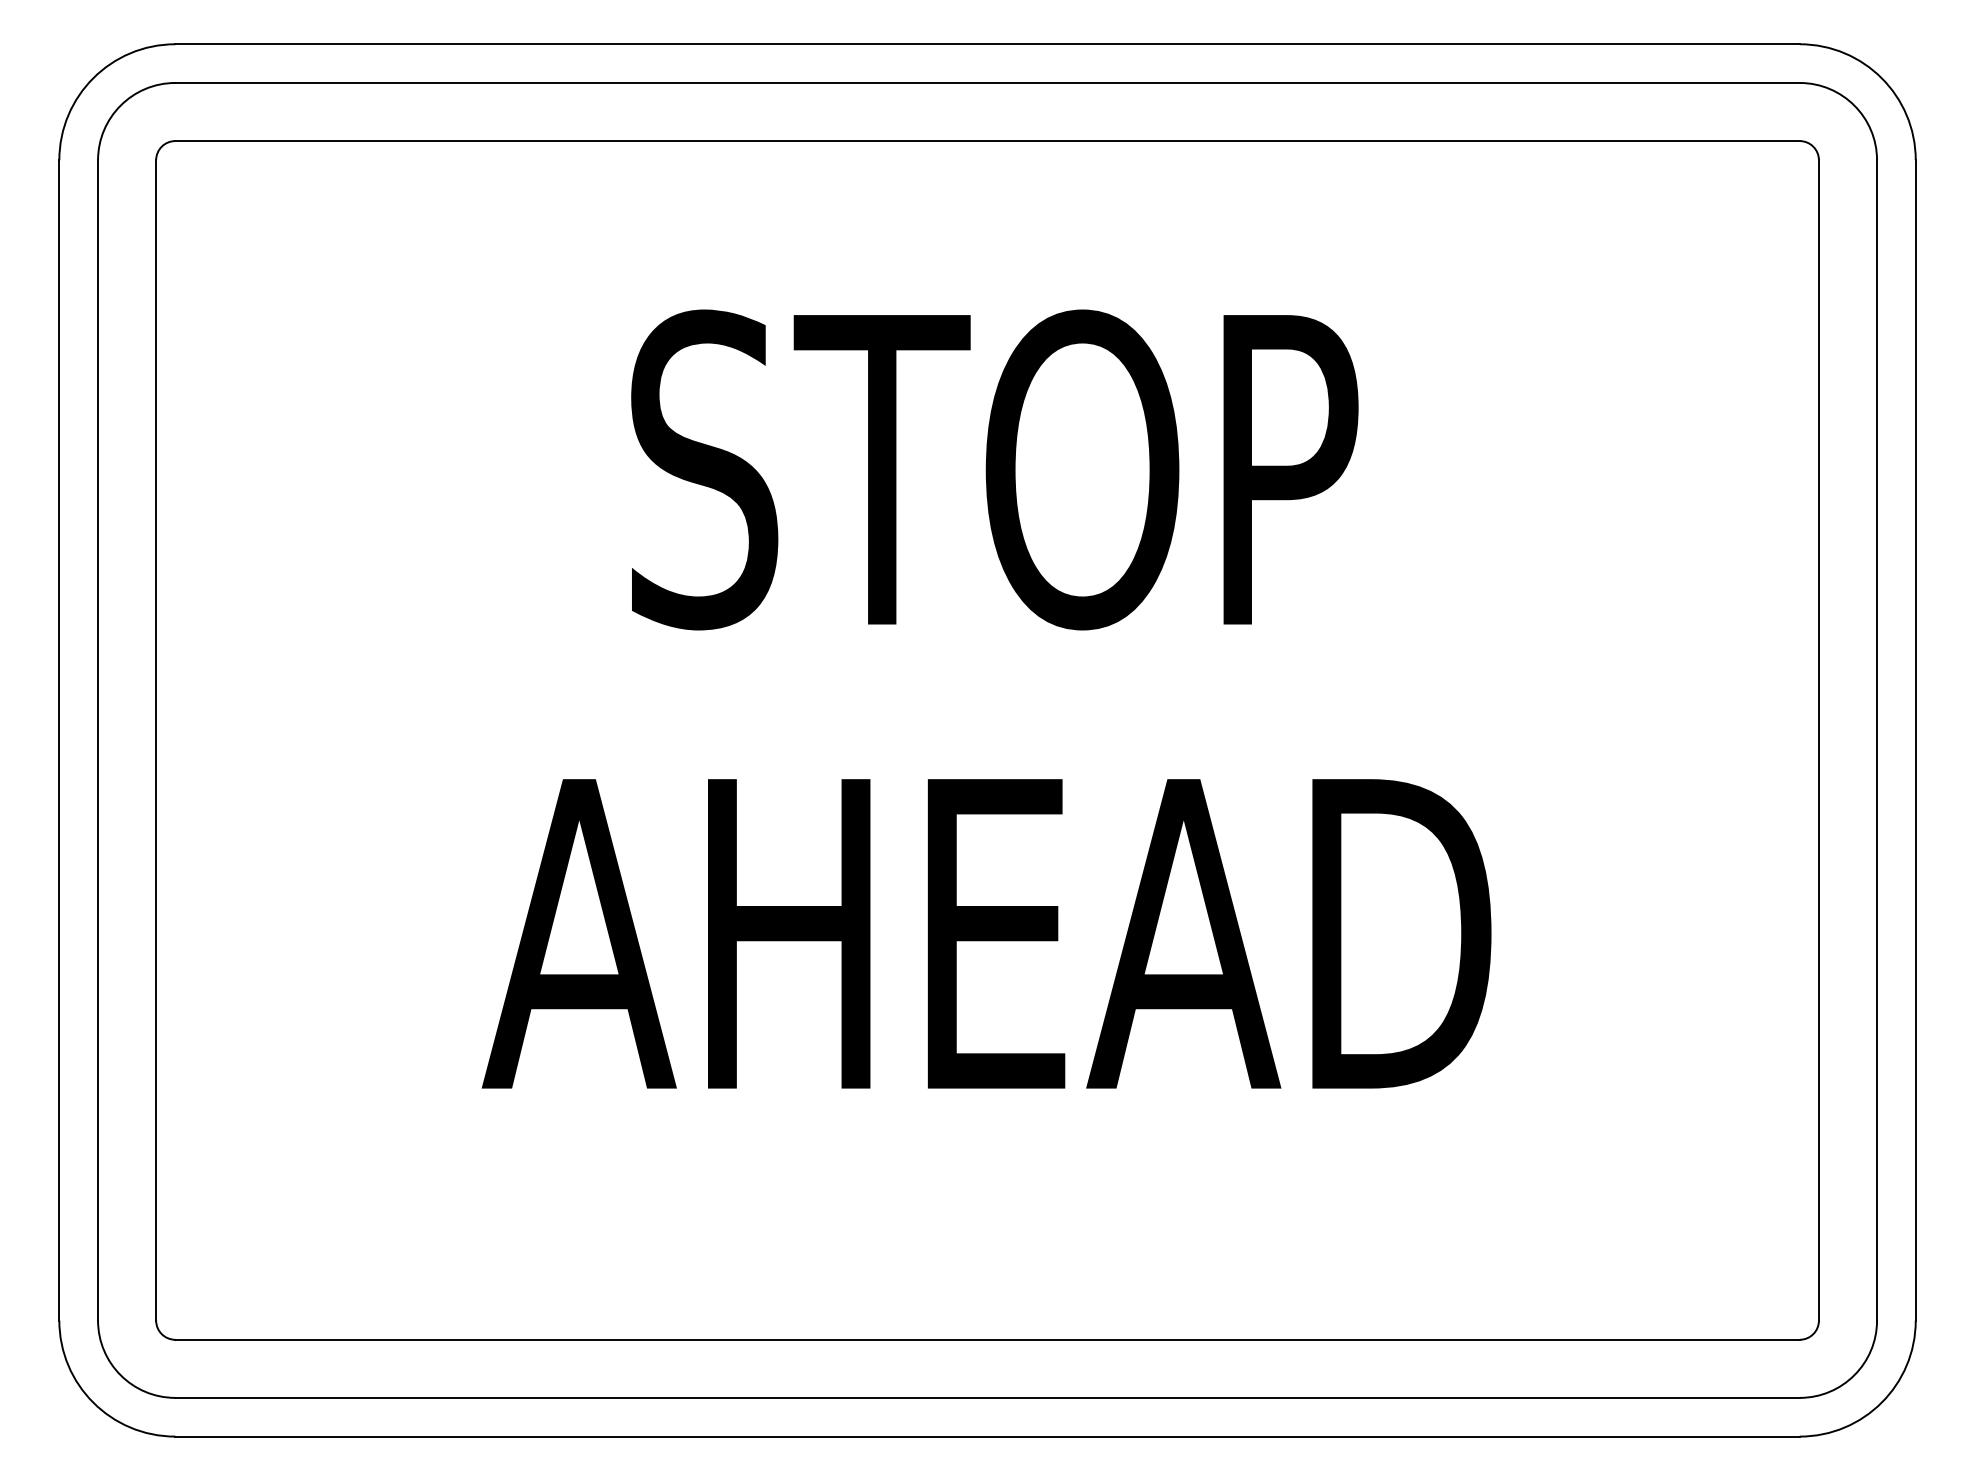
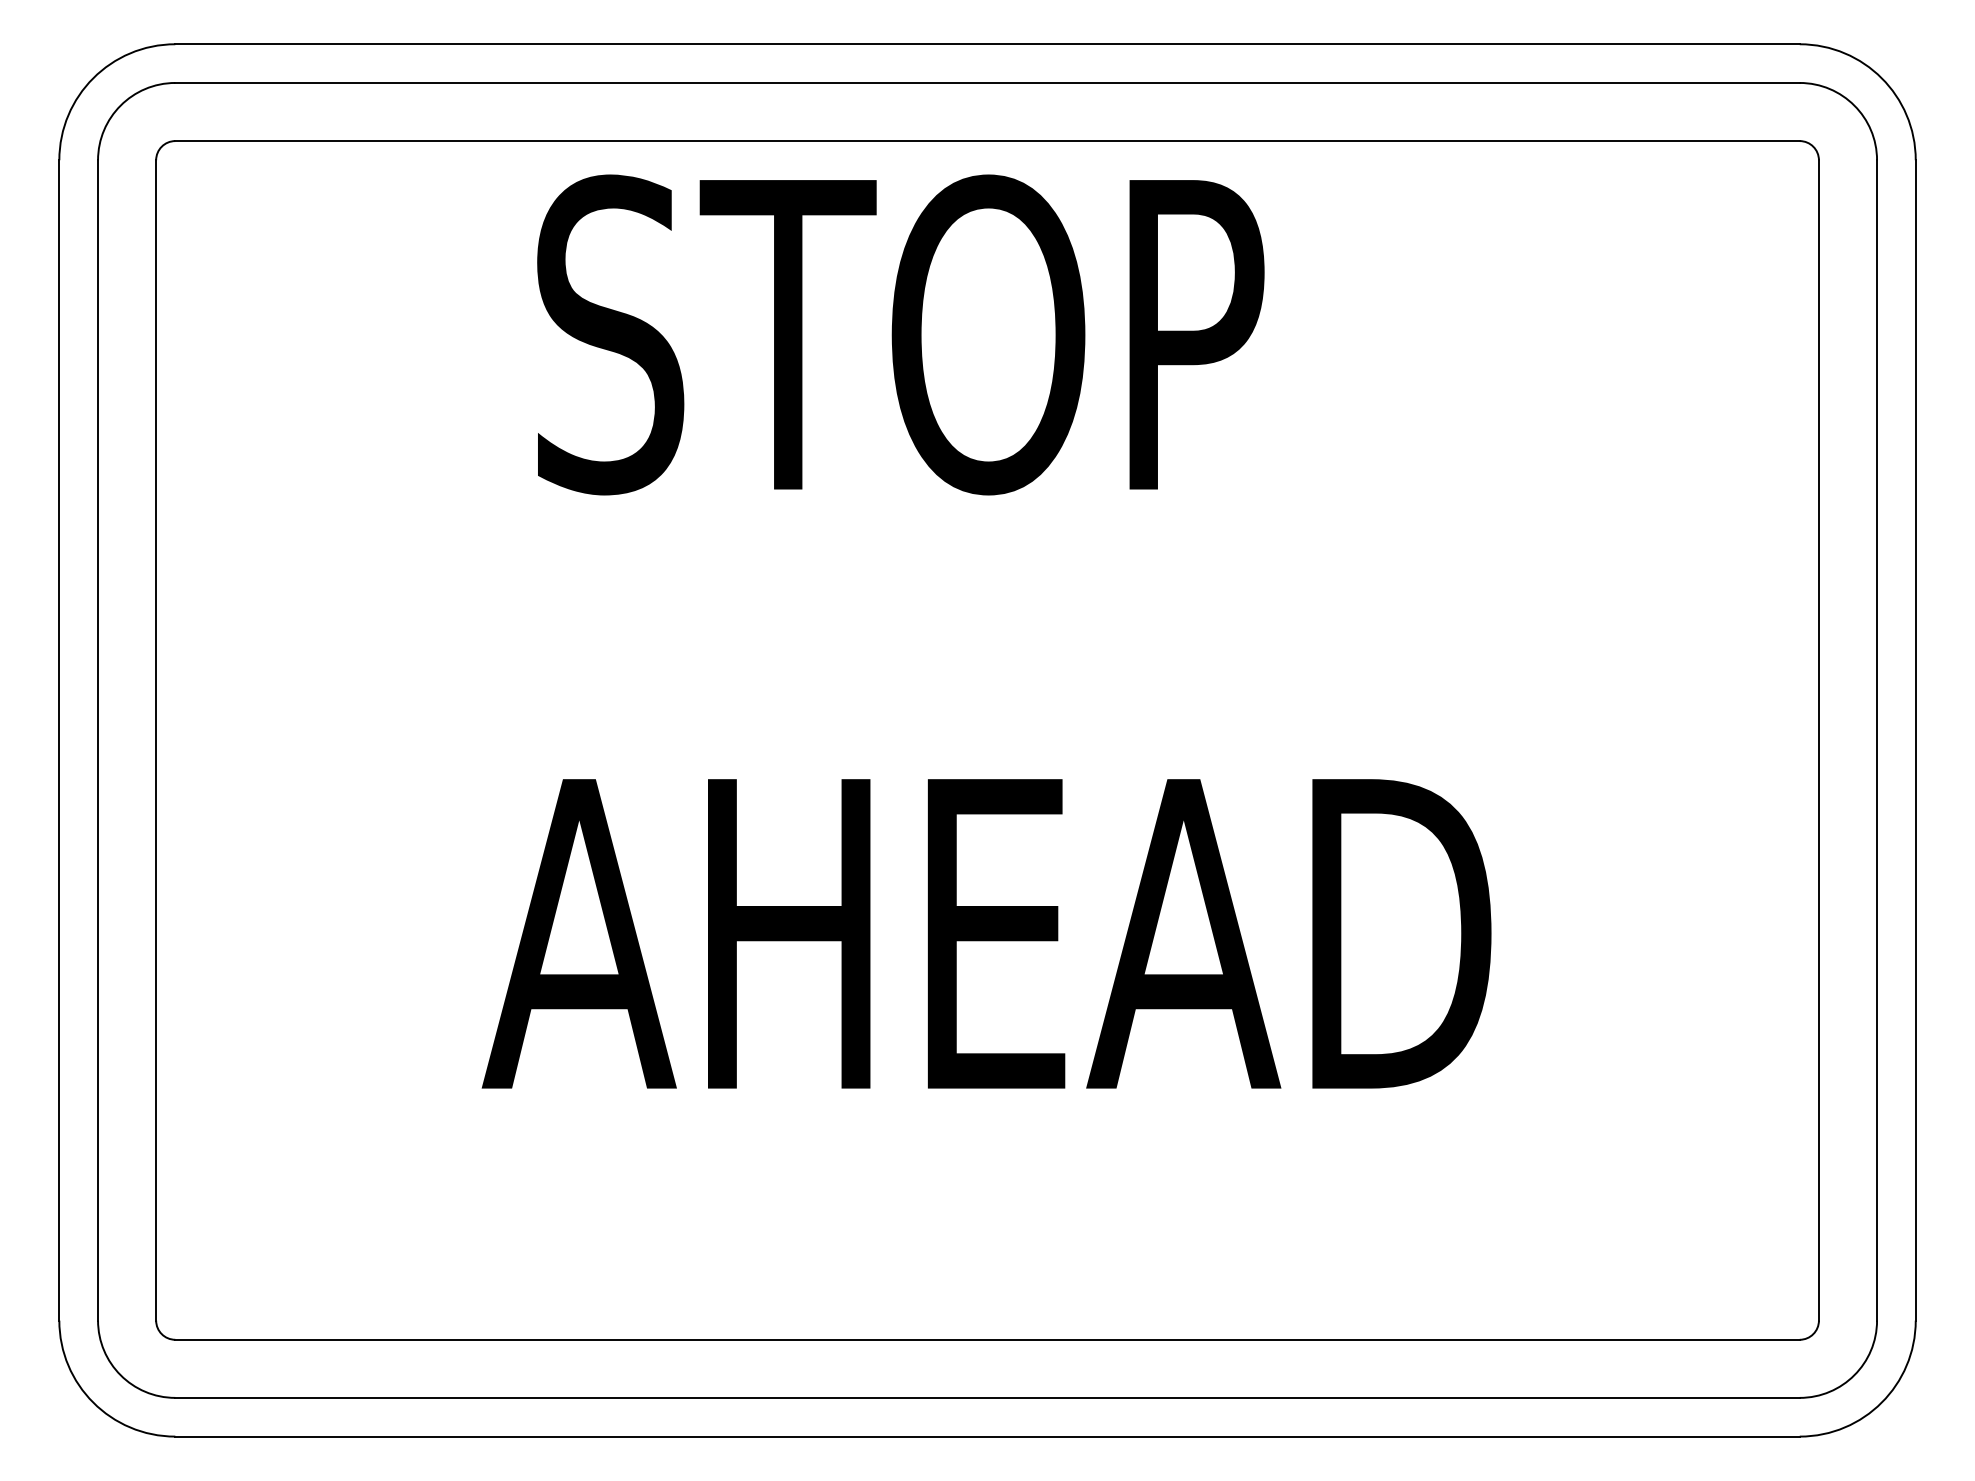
text position: (994, 469) -> (900, 334) (900, 334)
